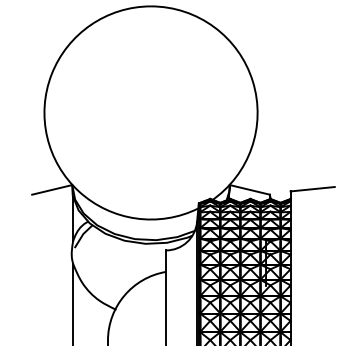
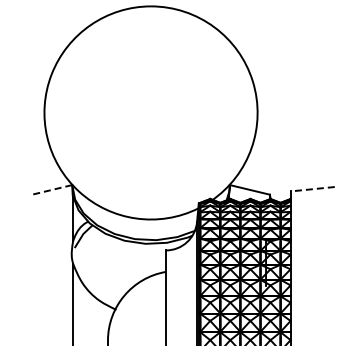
line: solid -> dashed (52, 189)
line: solid -> dashed (312, 189)
